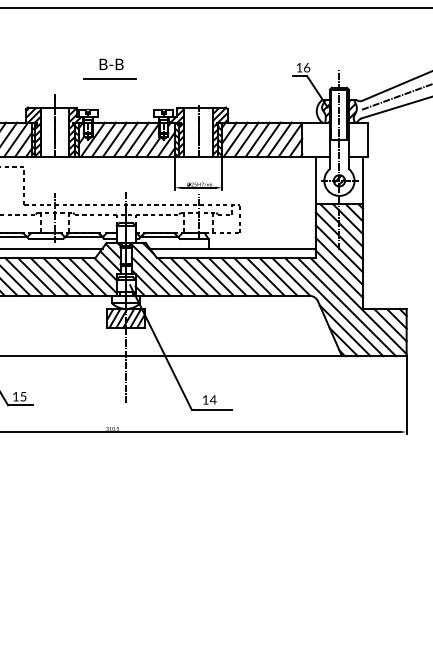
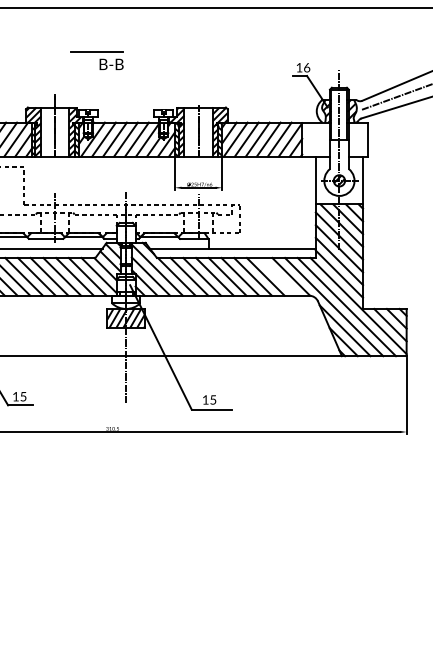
line position: (109, 78) -> (96, 51) (96, 51)
line: present -> none (278, 276)
text: 14 -> 15 (212, 399)
